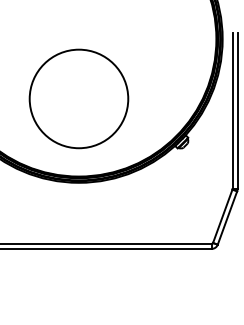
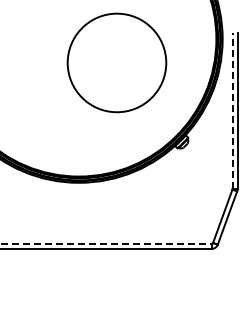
circle position: (78, 98) -> (116, 62) (116, 62)
line: solid -> dashed (232, 111)
line: solid -> dashed (105, 243)
